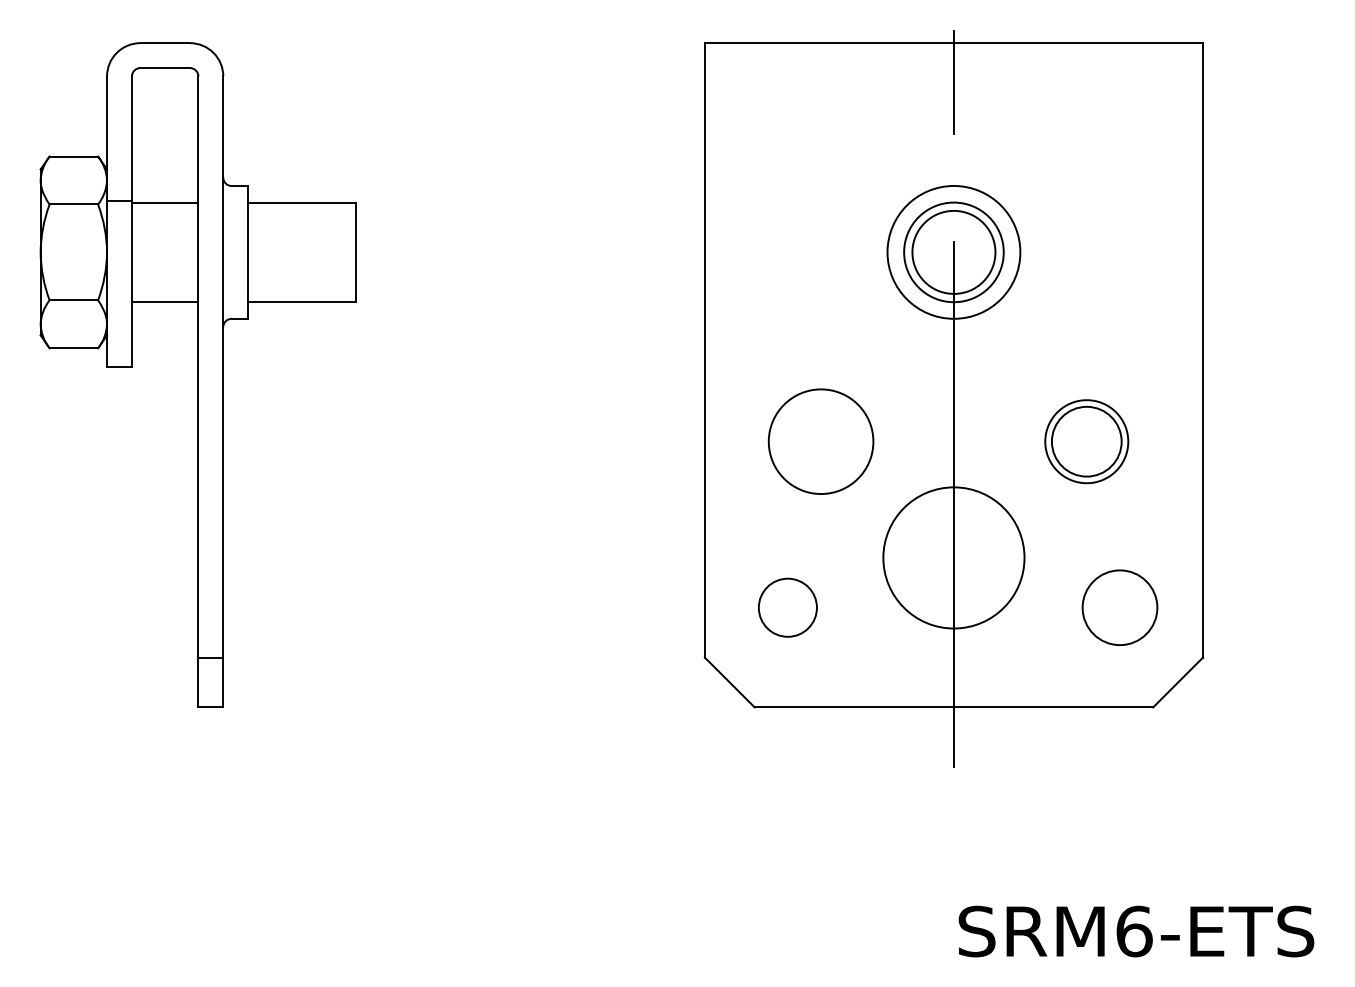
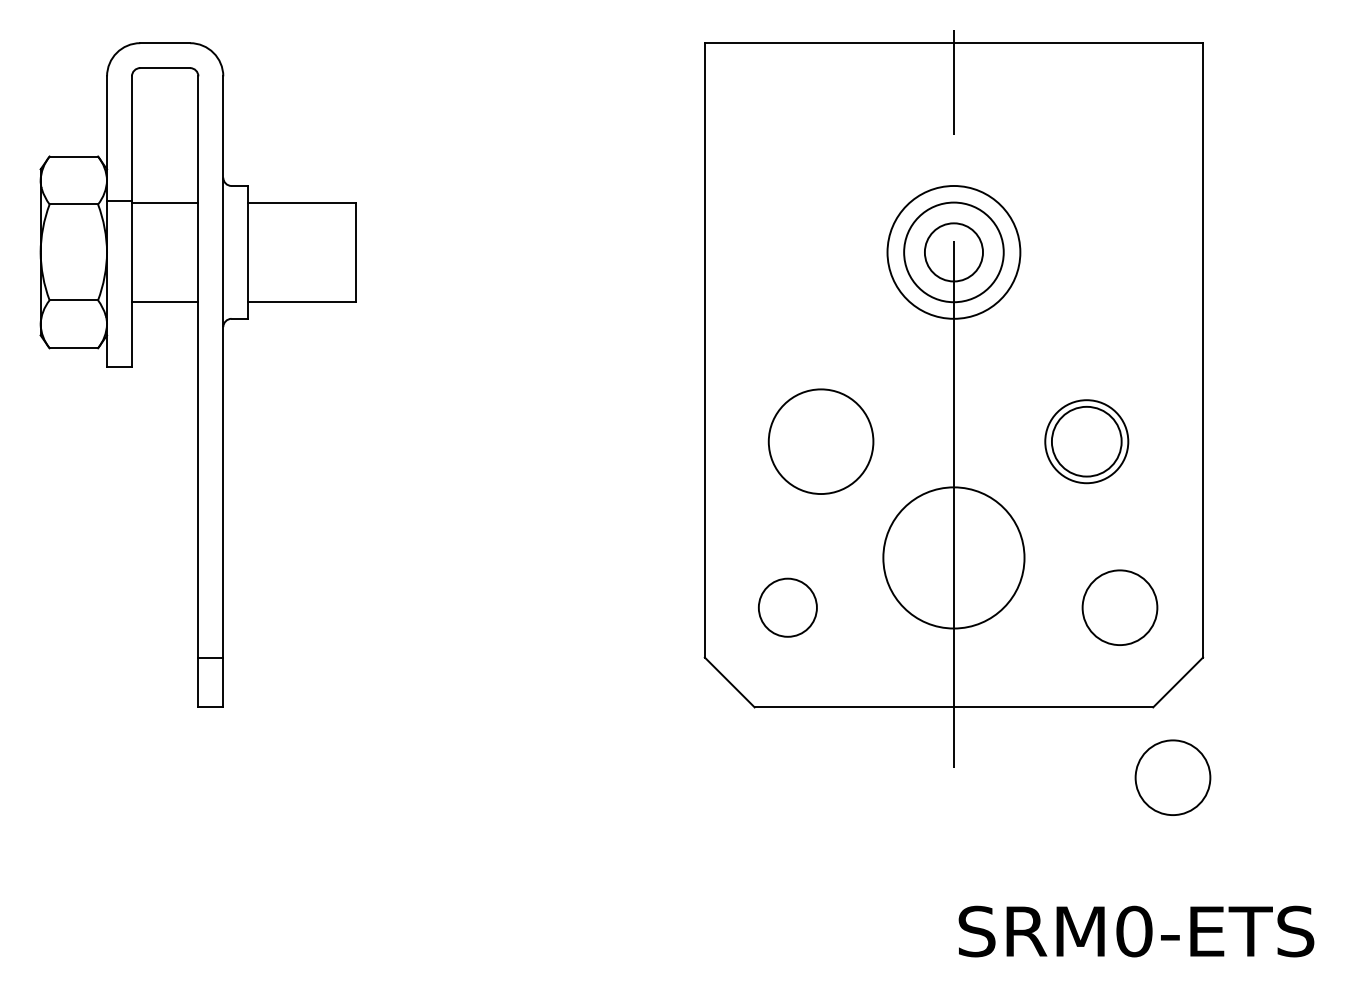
circle diameter: 83 px -> 58 px (953, 252)
circle: none -> present (1172, 777)
text: SRM6-ETS -> SRM0-ETS (1134, 931)
